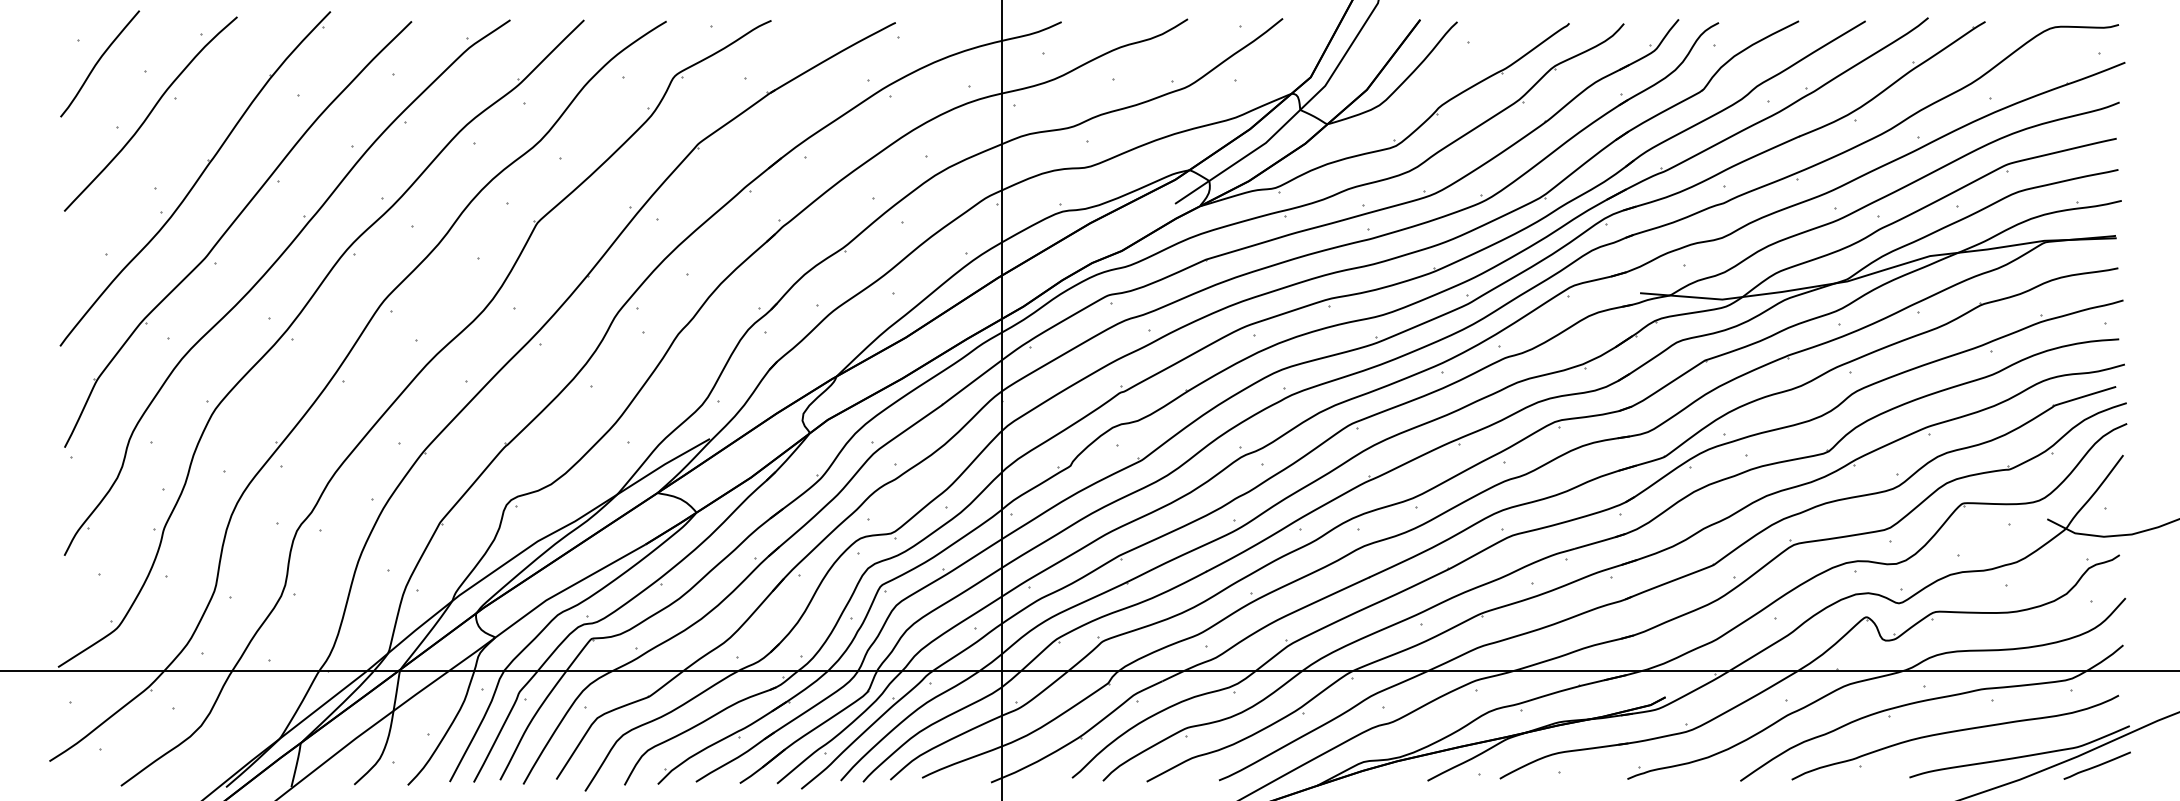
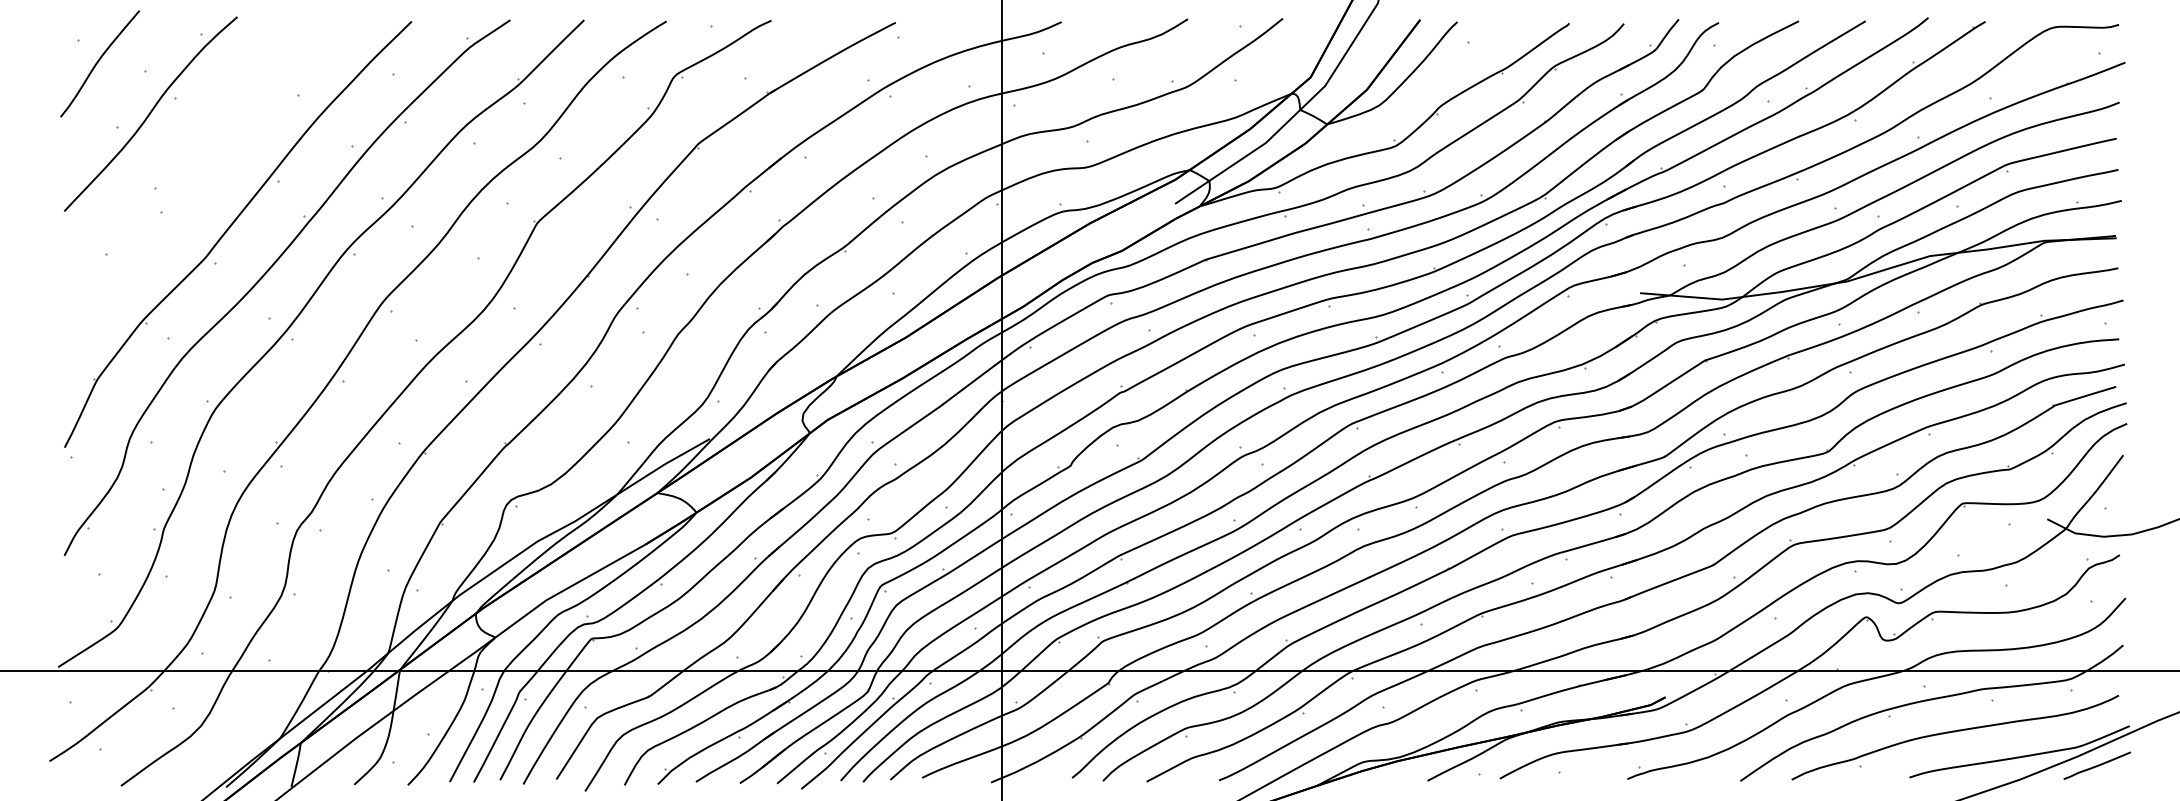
part: present -> none (195, 178)
